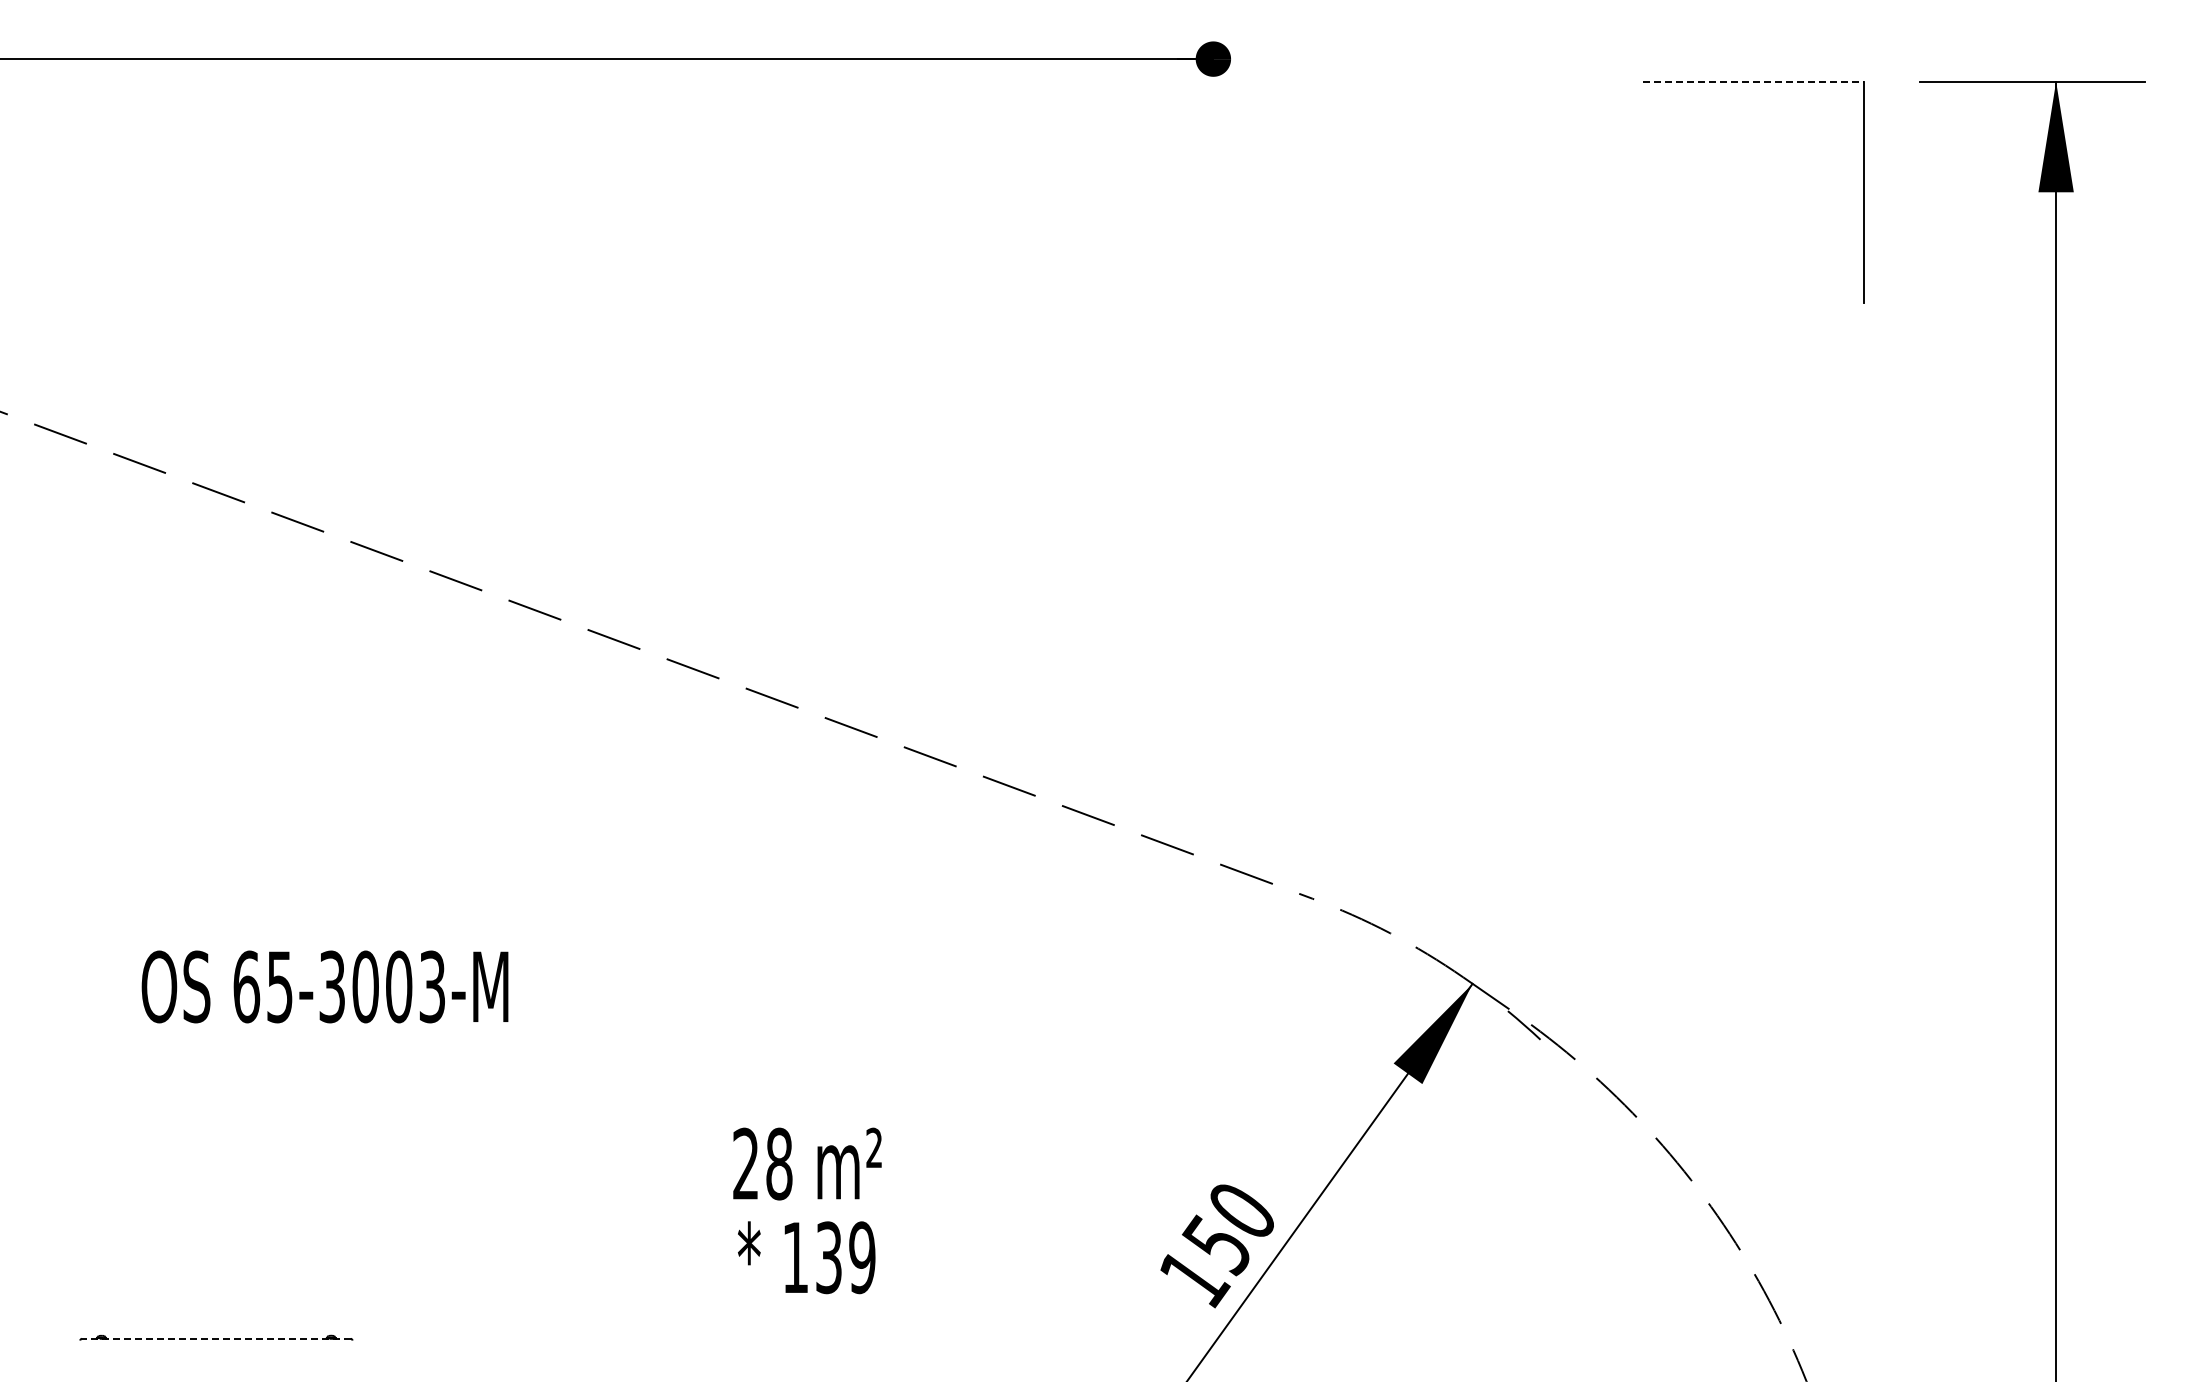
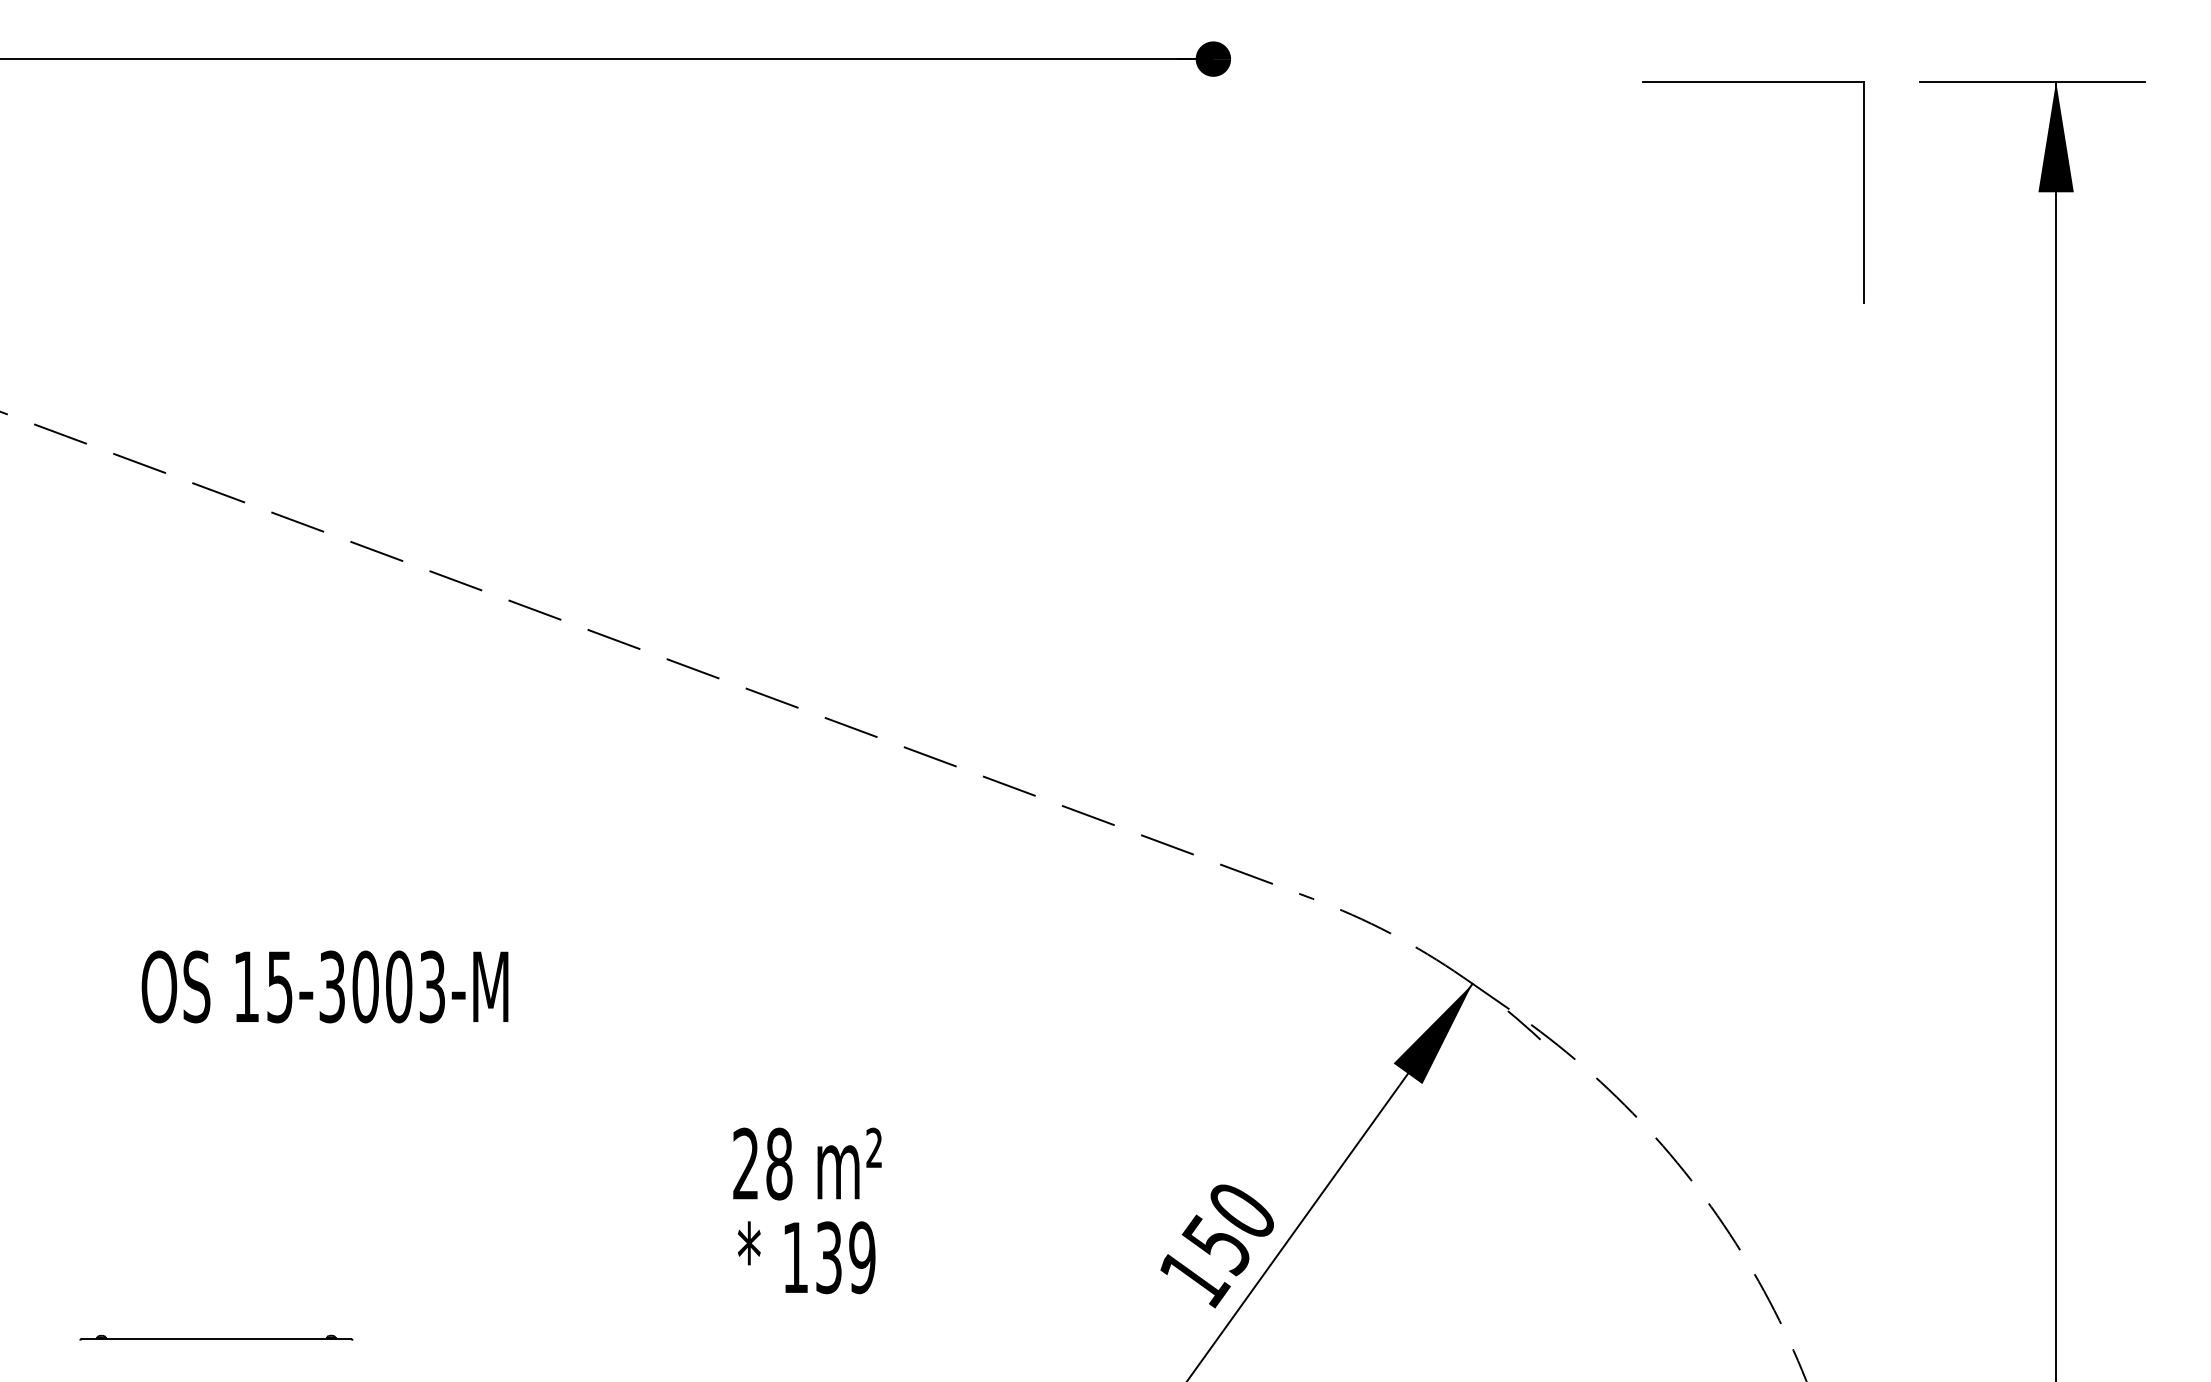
line: dashed -> solid (1753, 81)
text: 65-3003-M -> 15-3003-M (246, 986)
line: dashed -> solid (215, 1338)
